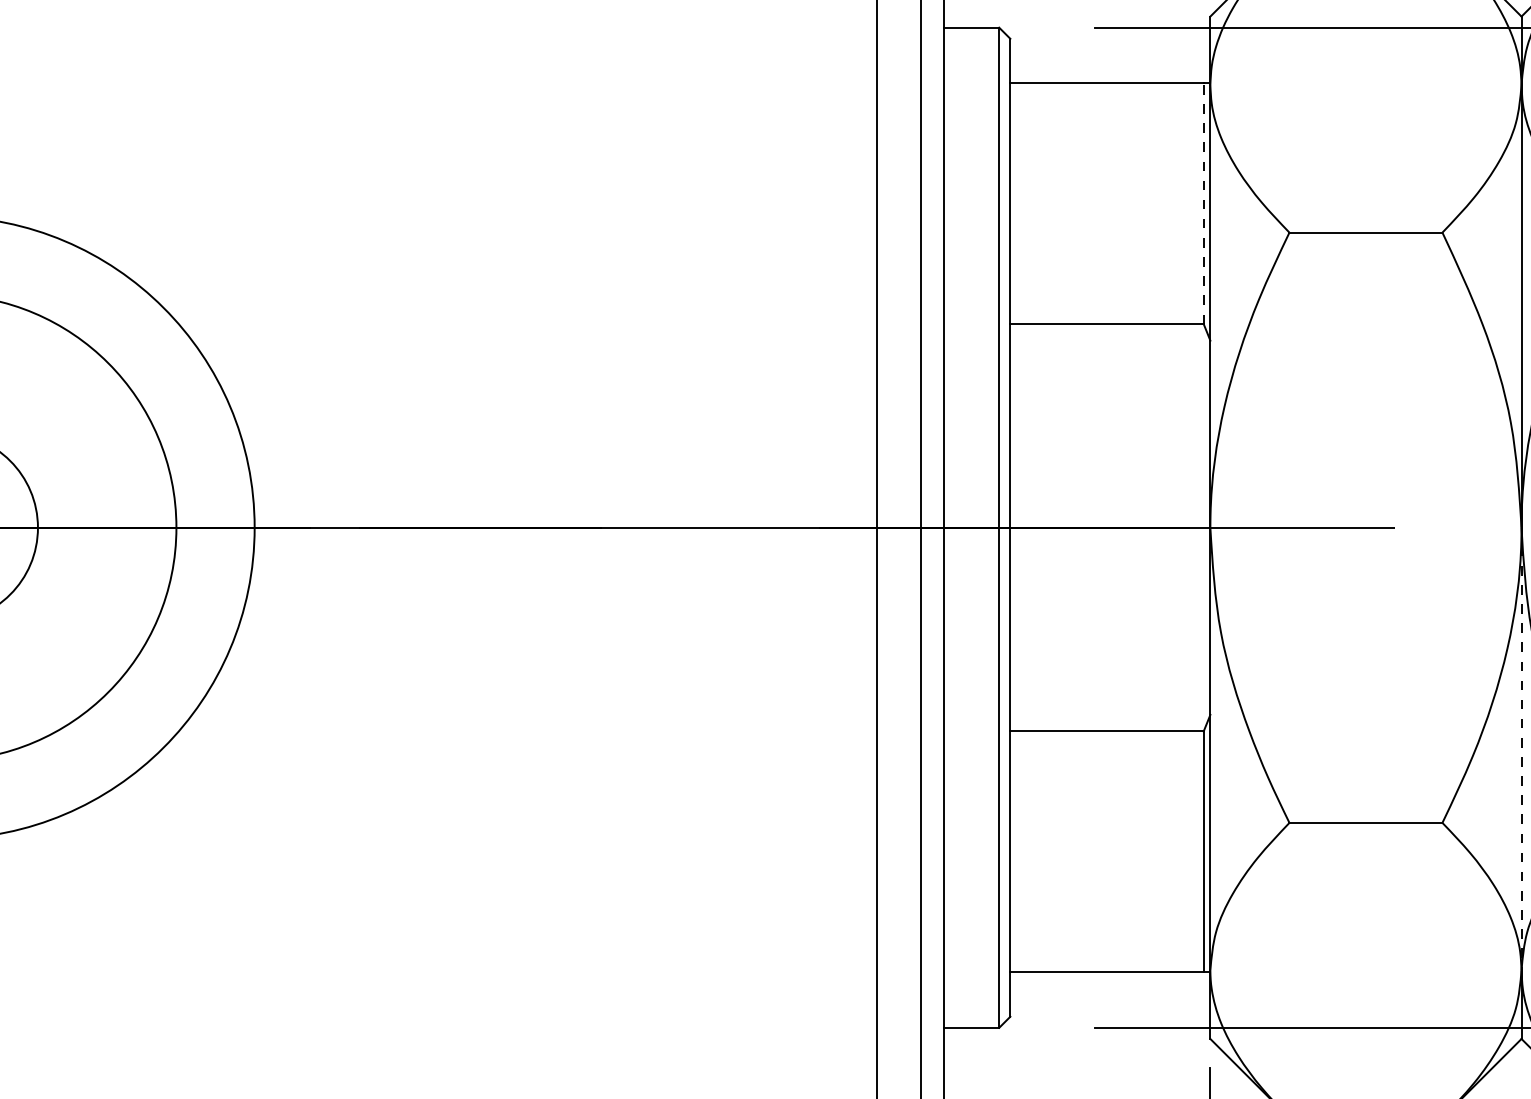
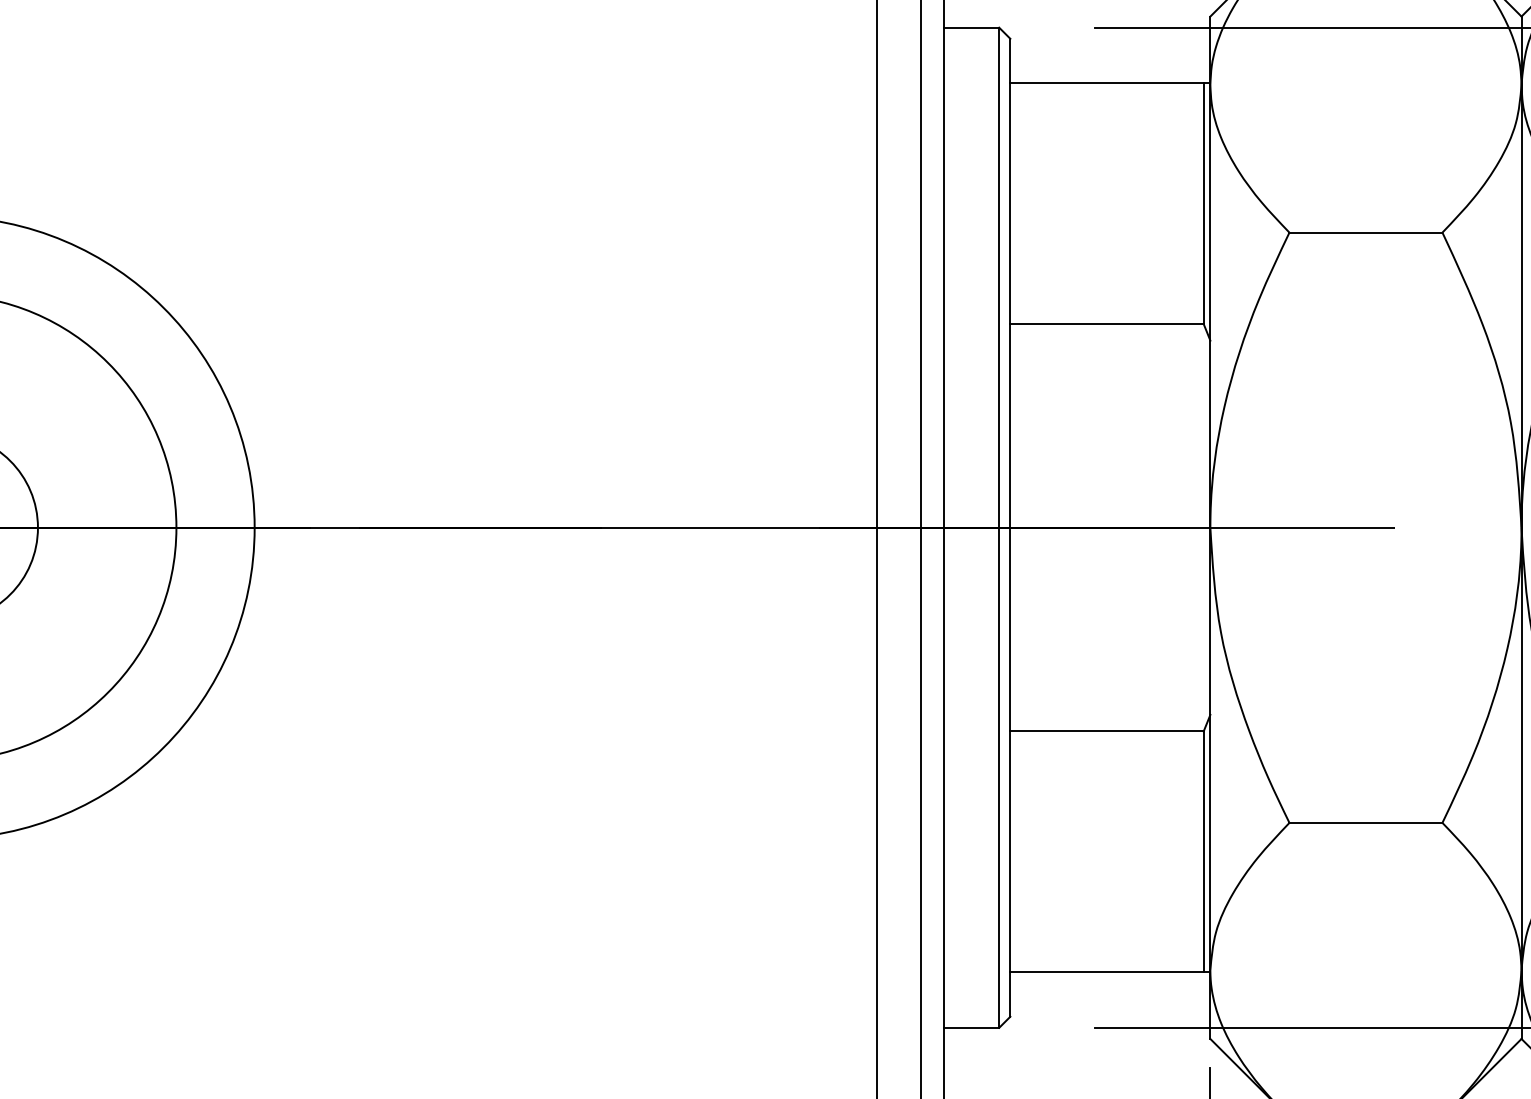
line: dashed -> solid (1203, 203)
line: dashed -> solid (1521, 749)
